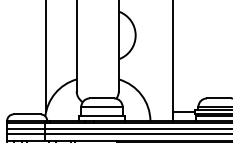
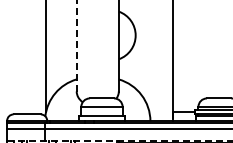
line: solid -> dashed (76, 46)
line: present -> none (118, 134)
line: solid -> dashed (120, 140)
